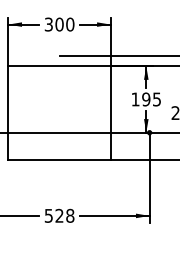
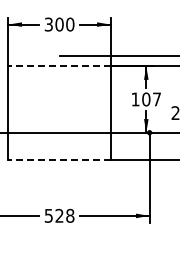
line: solid -> dashed (59, 66)
text: 195 -> 107 (151, 99)
line: solid -> dashed (59, 160)
